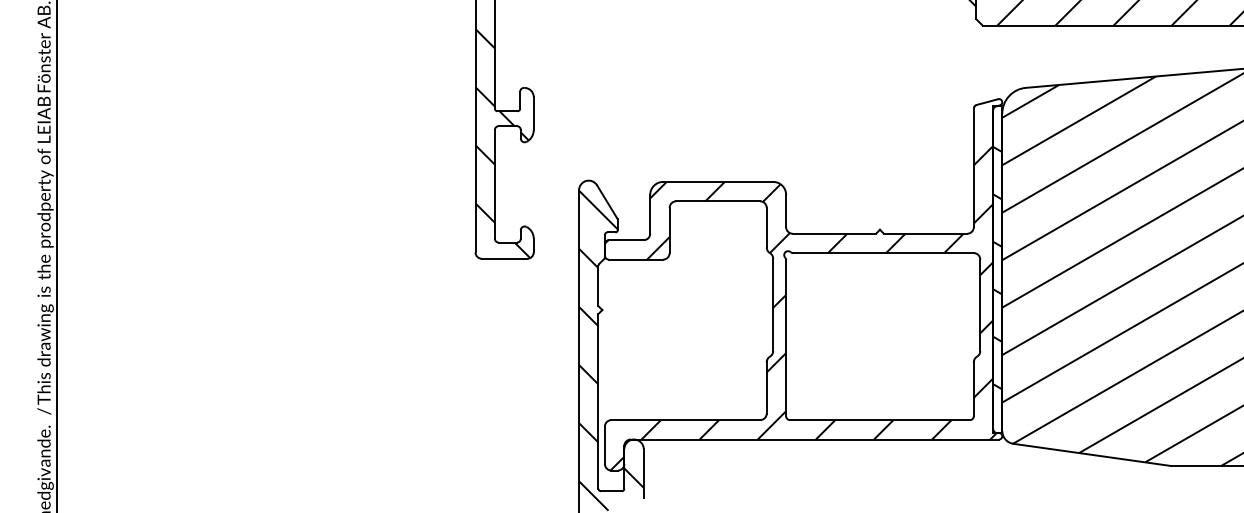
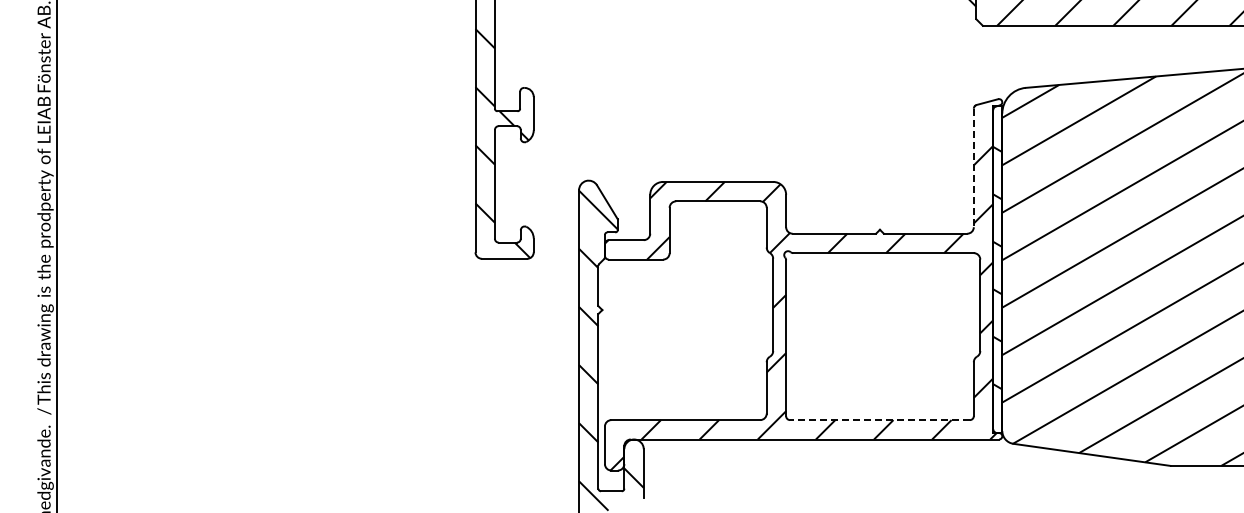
line: solid -> dashed (973, 168)
line: solid -> dashed (879, 420)
